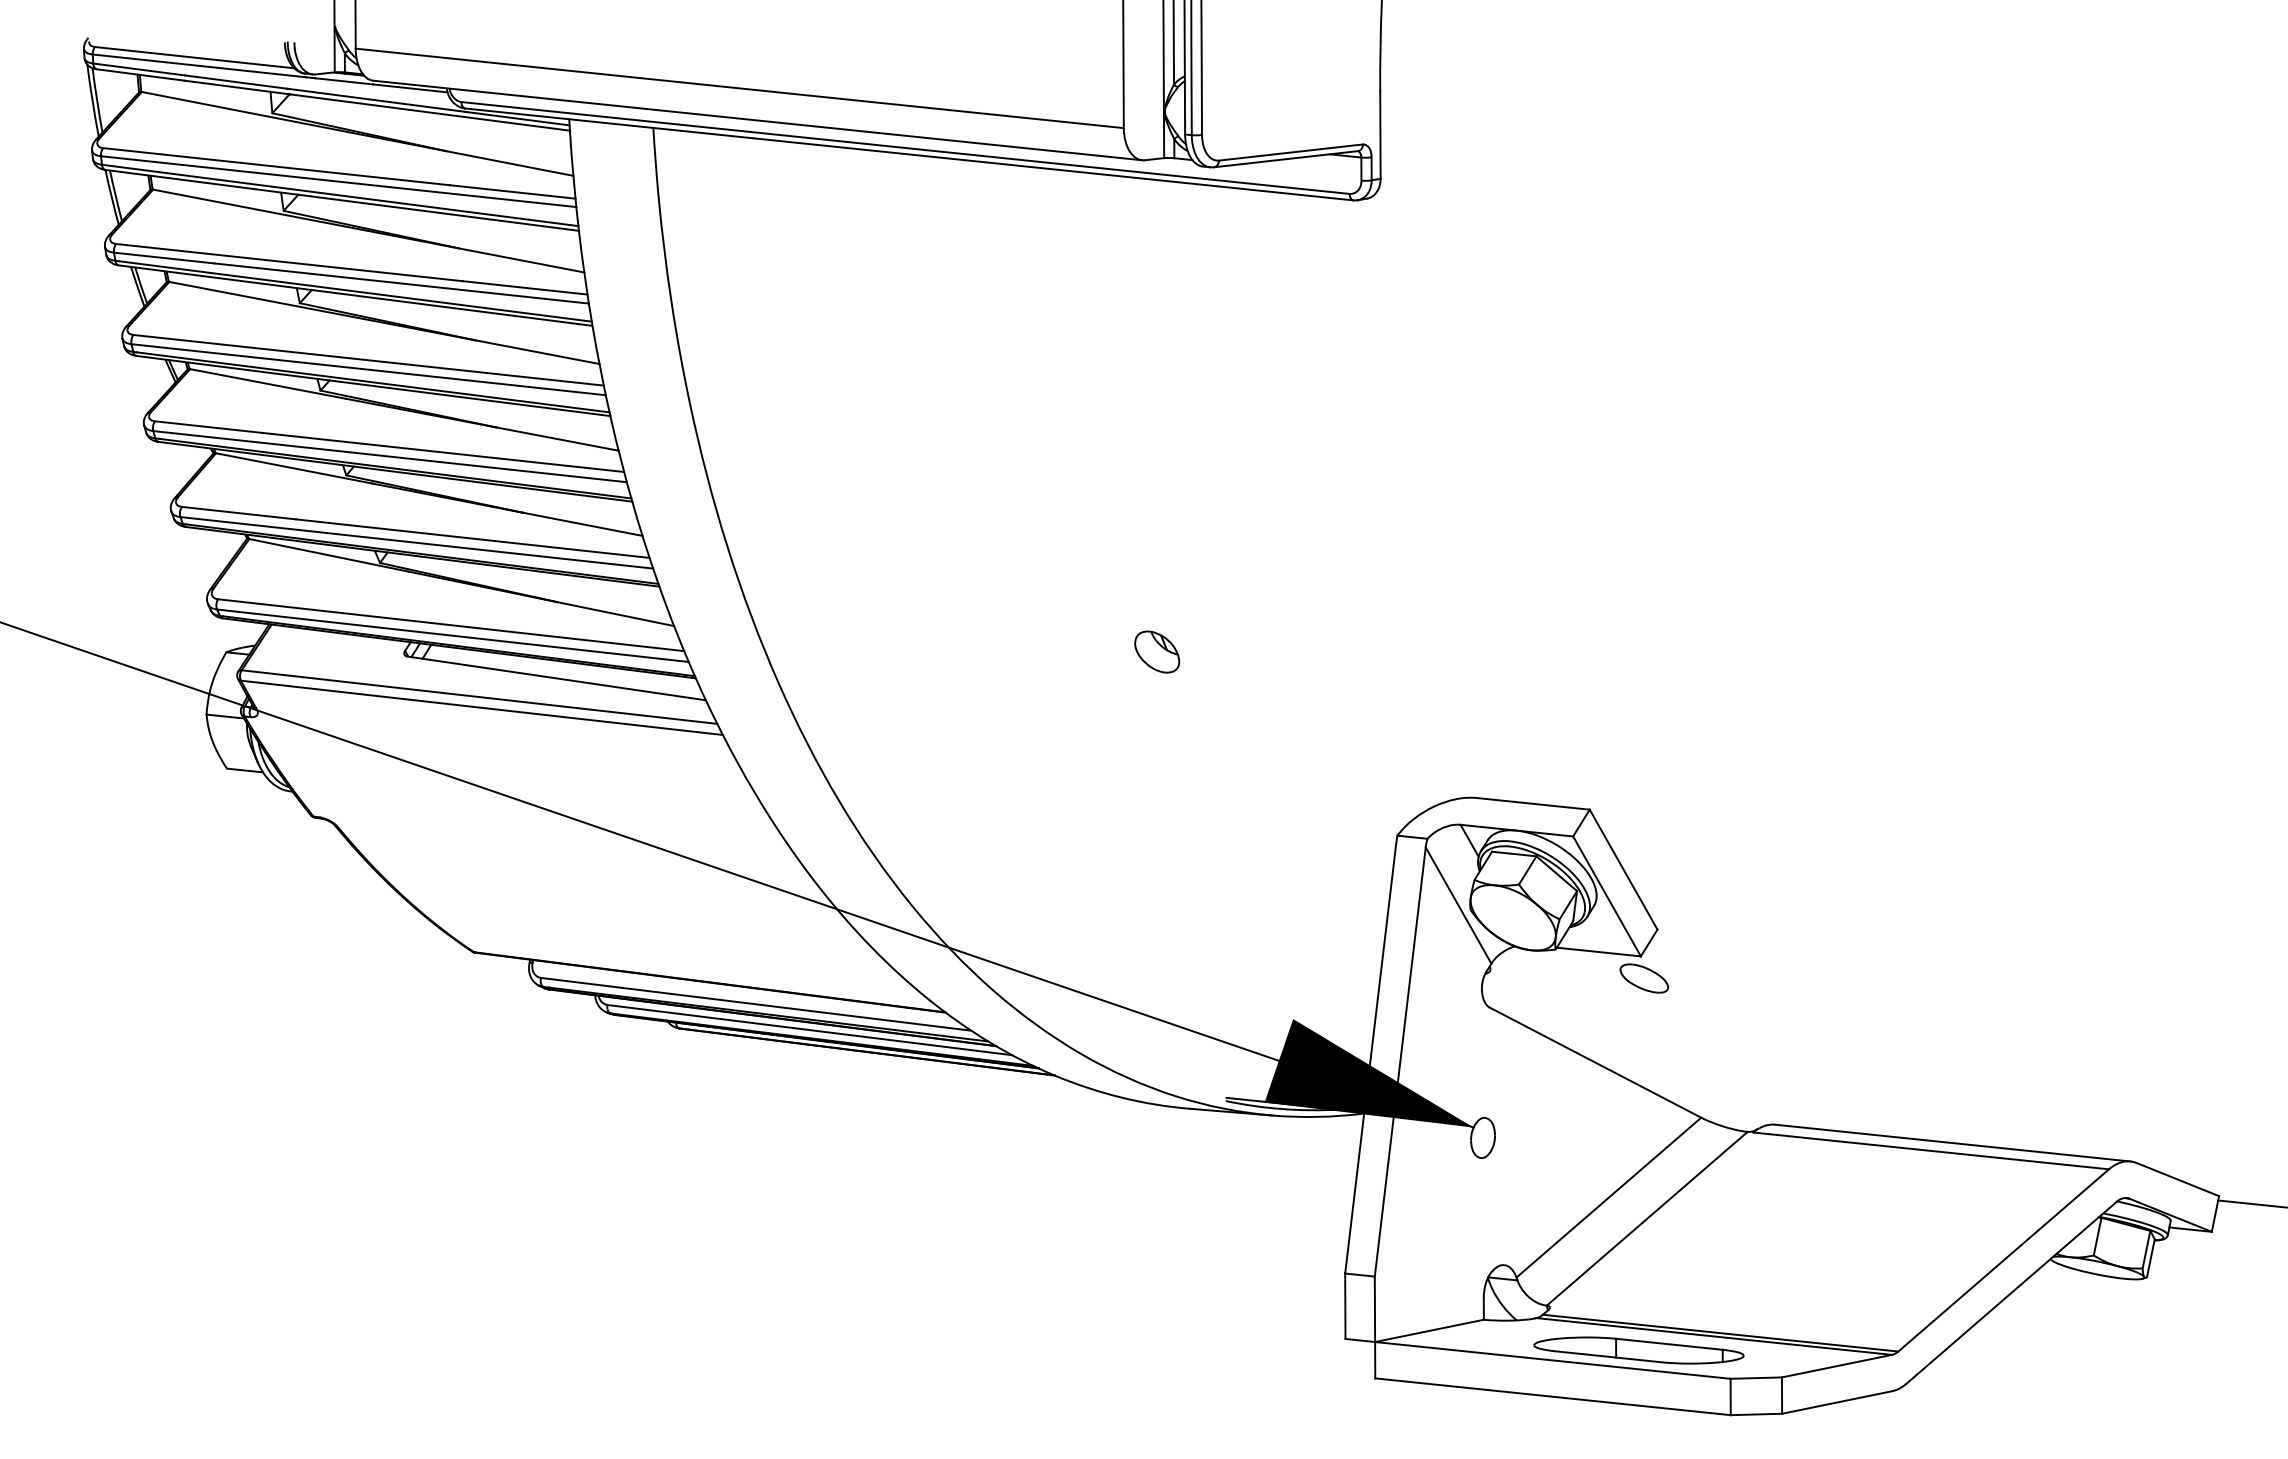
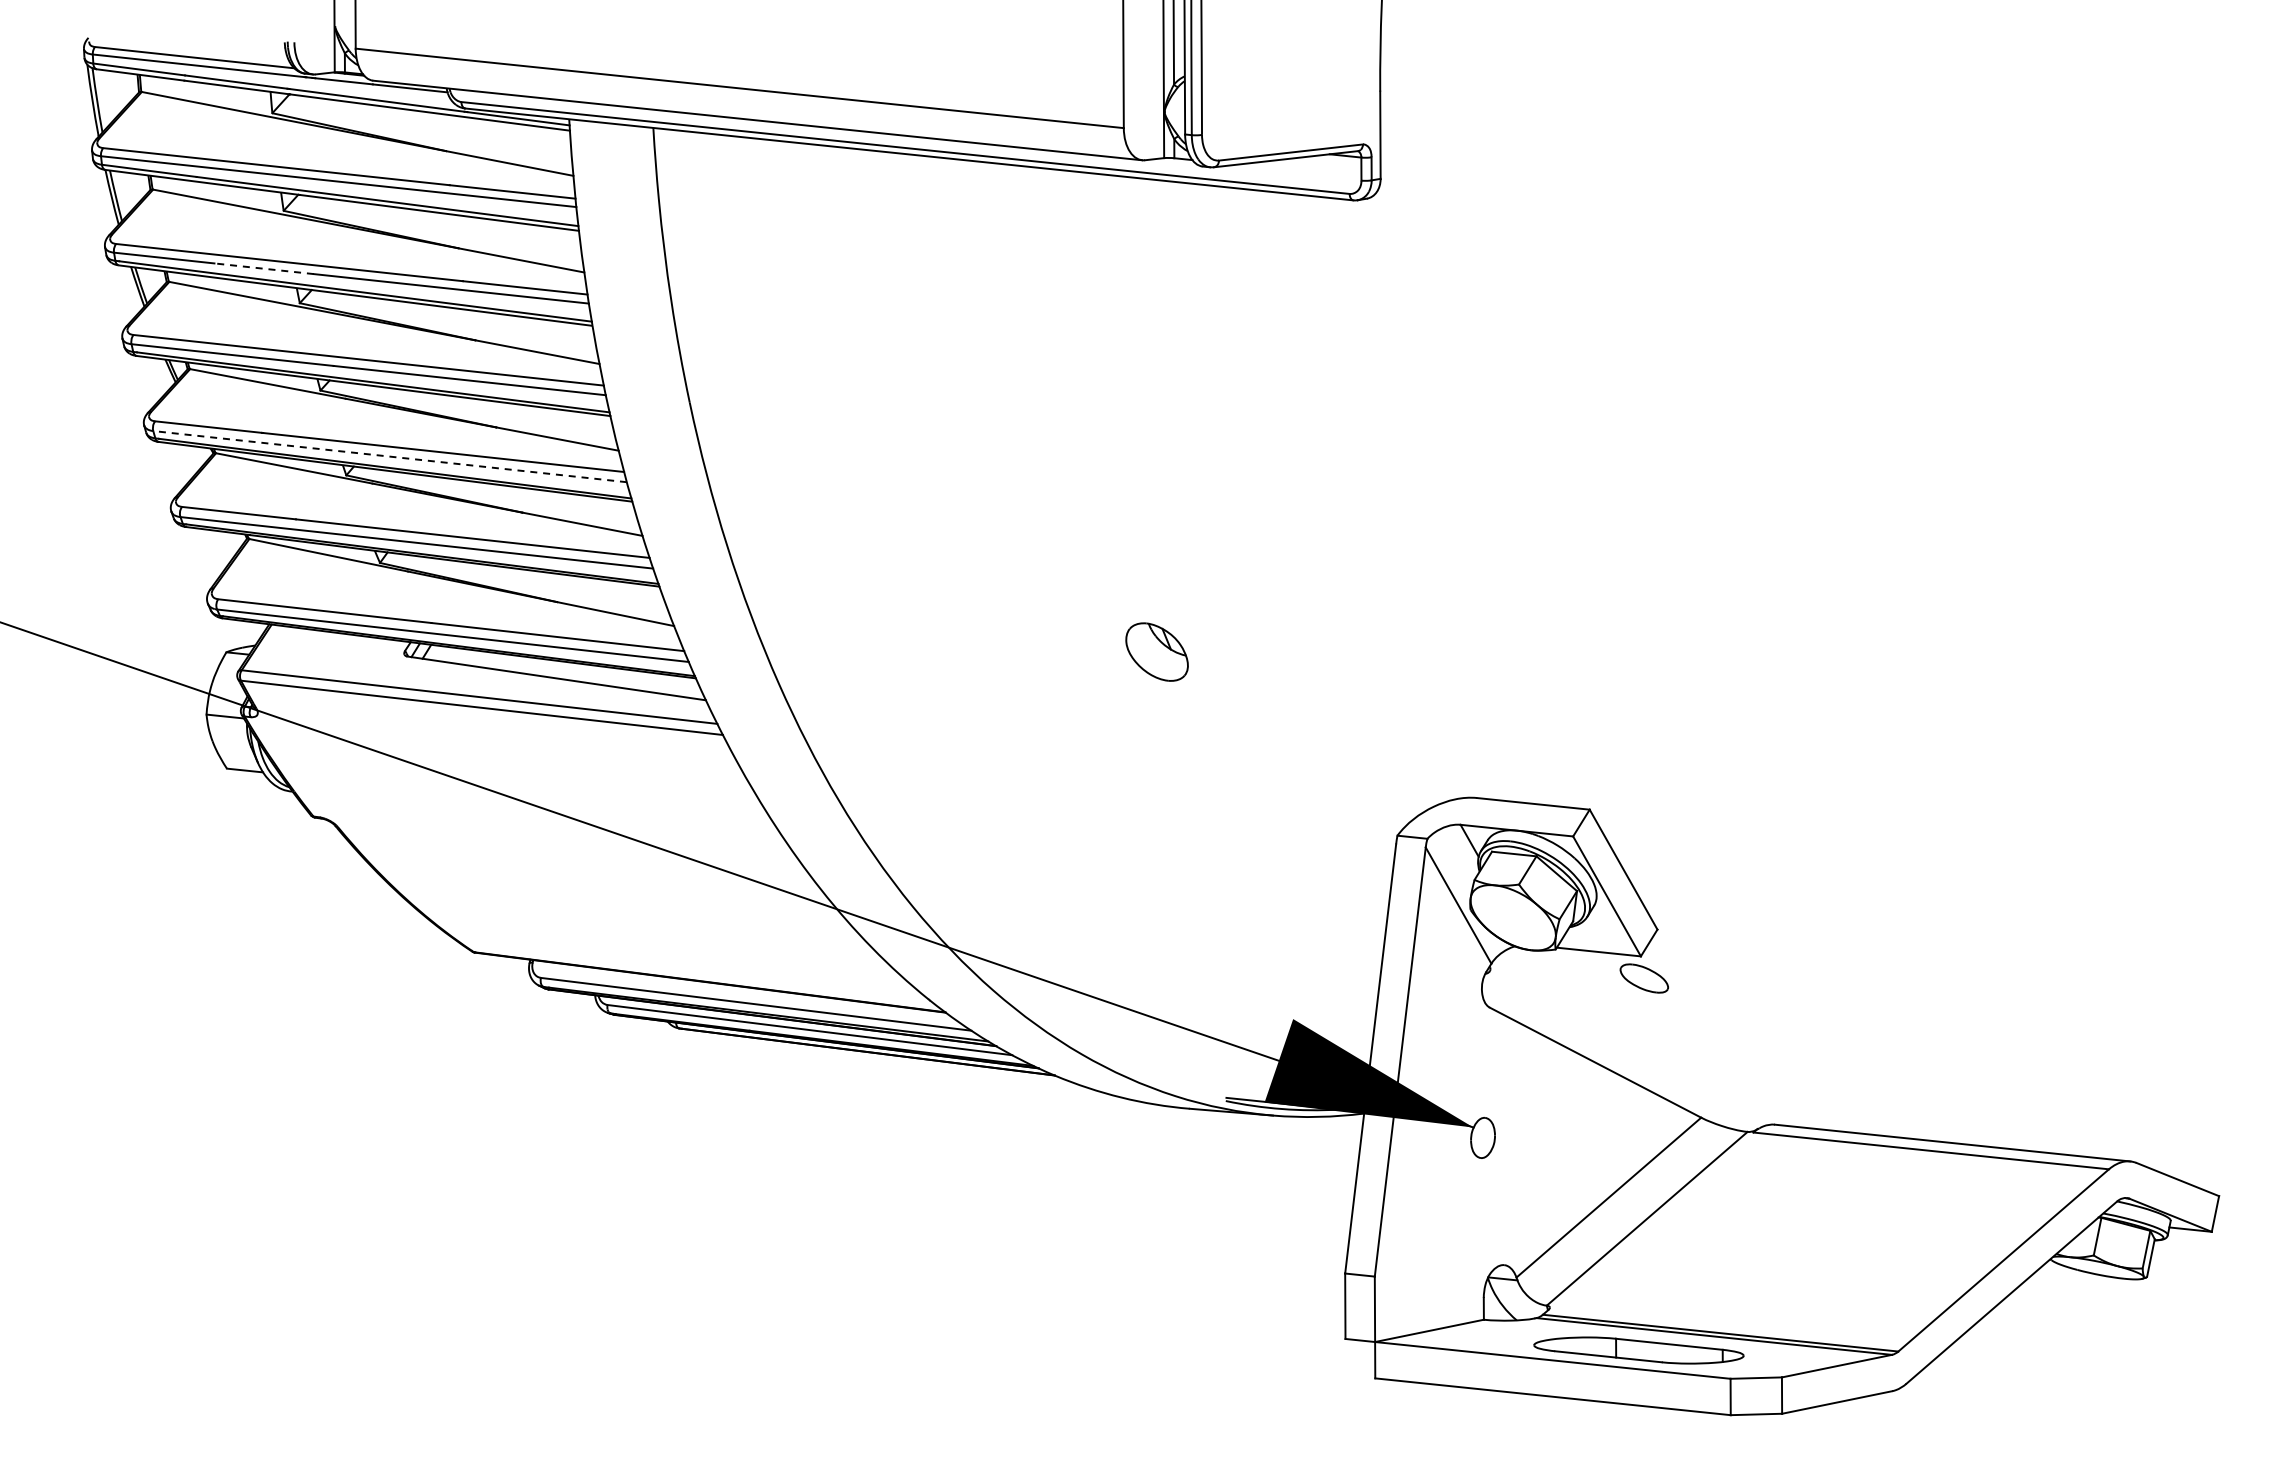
line: solid -> dashed (264, 268)
line: solid -> dashed (389, 456)
part size: 47x44 px -> 64x60 px (1156, 651)
line: present -> none (2251, 1203)
